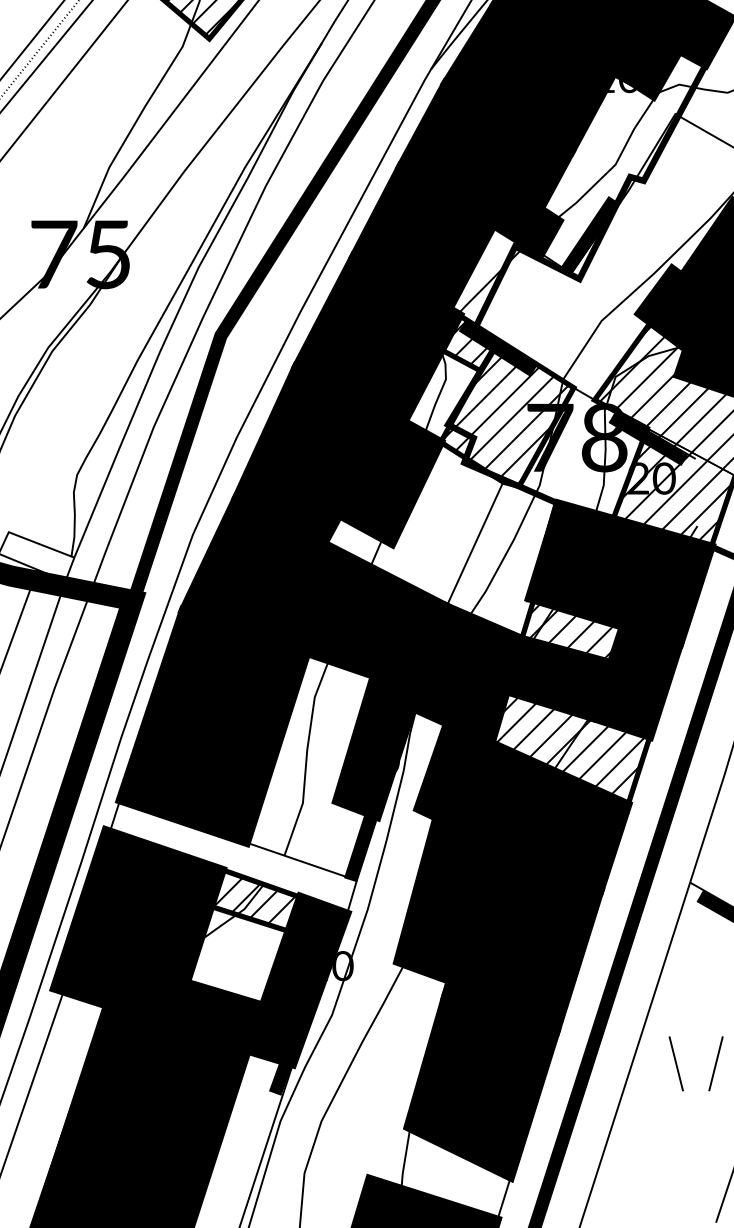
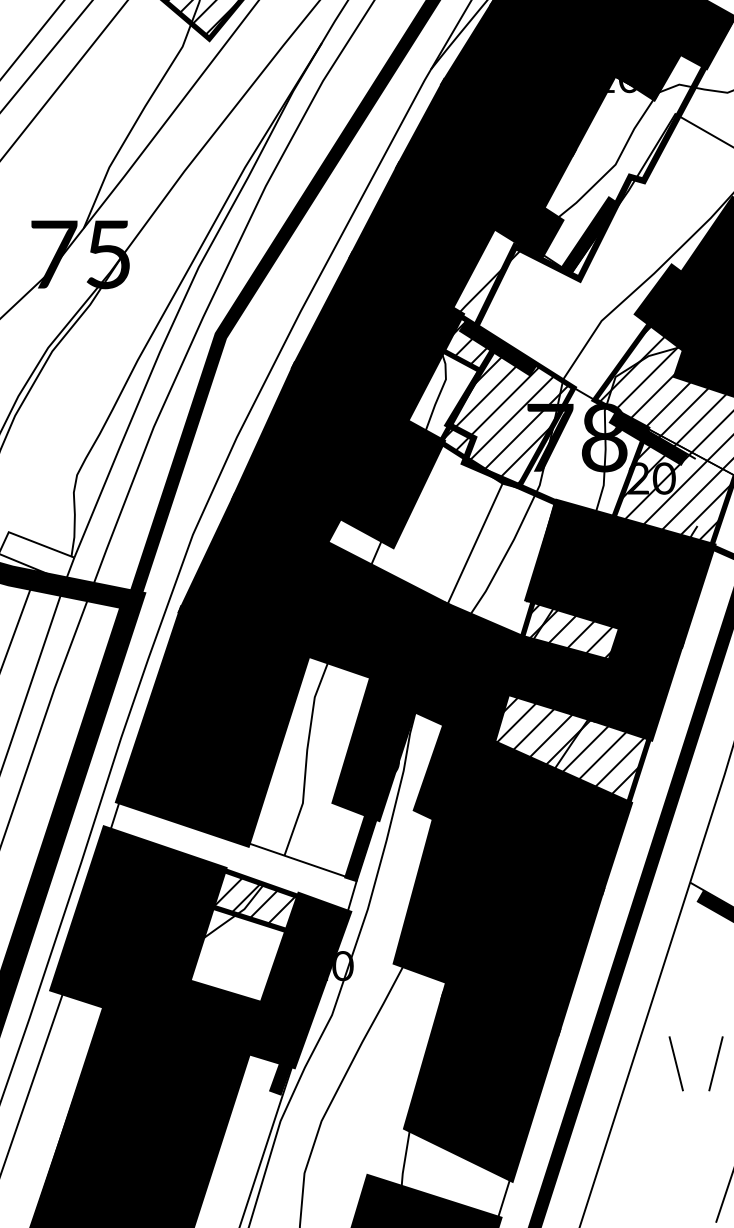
line: present -> none (39, 48)
